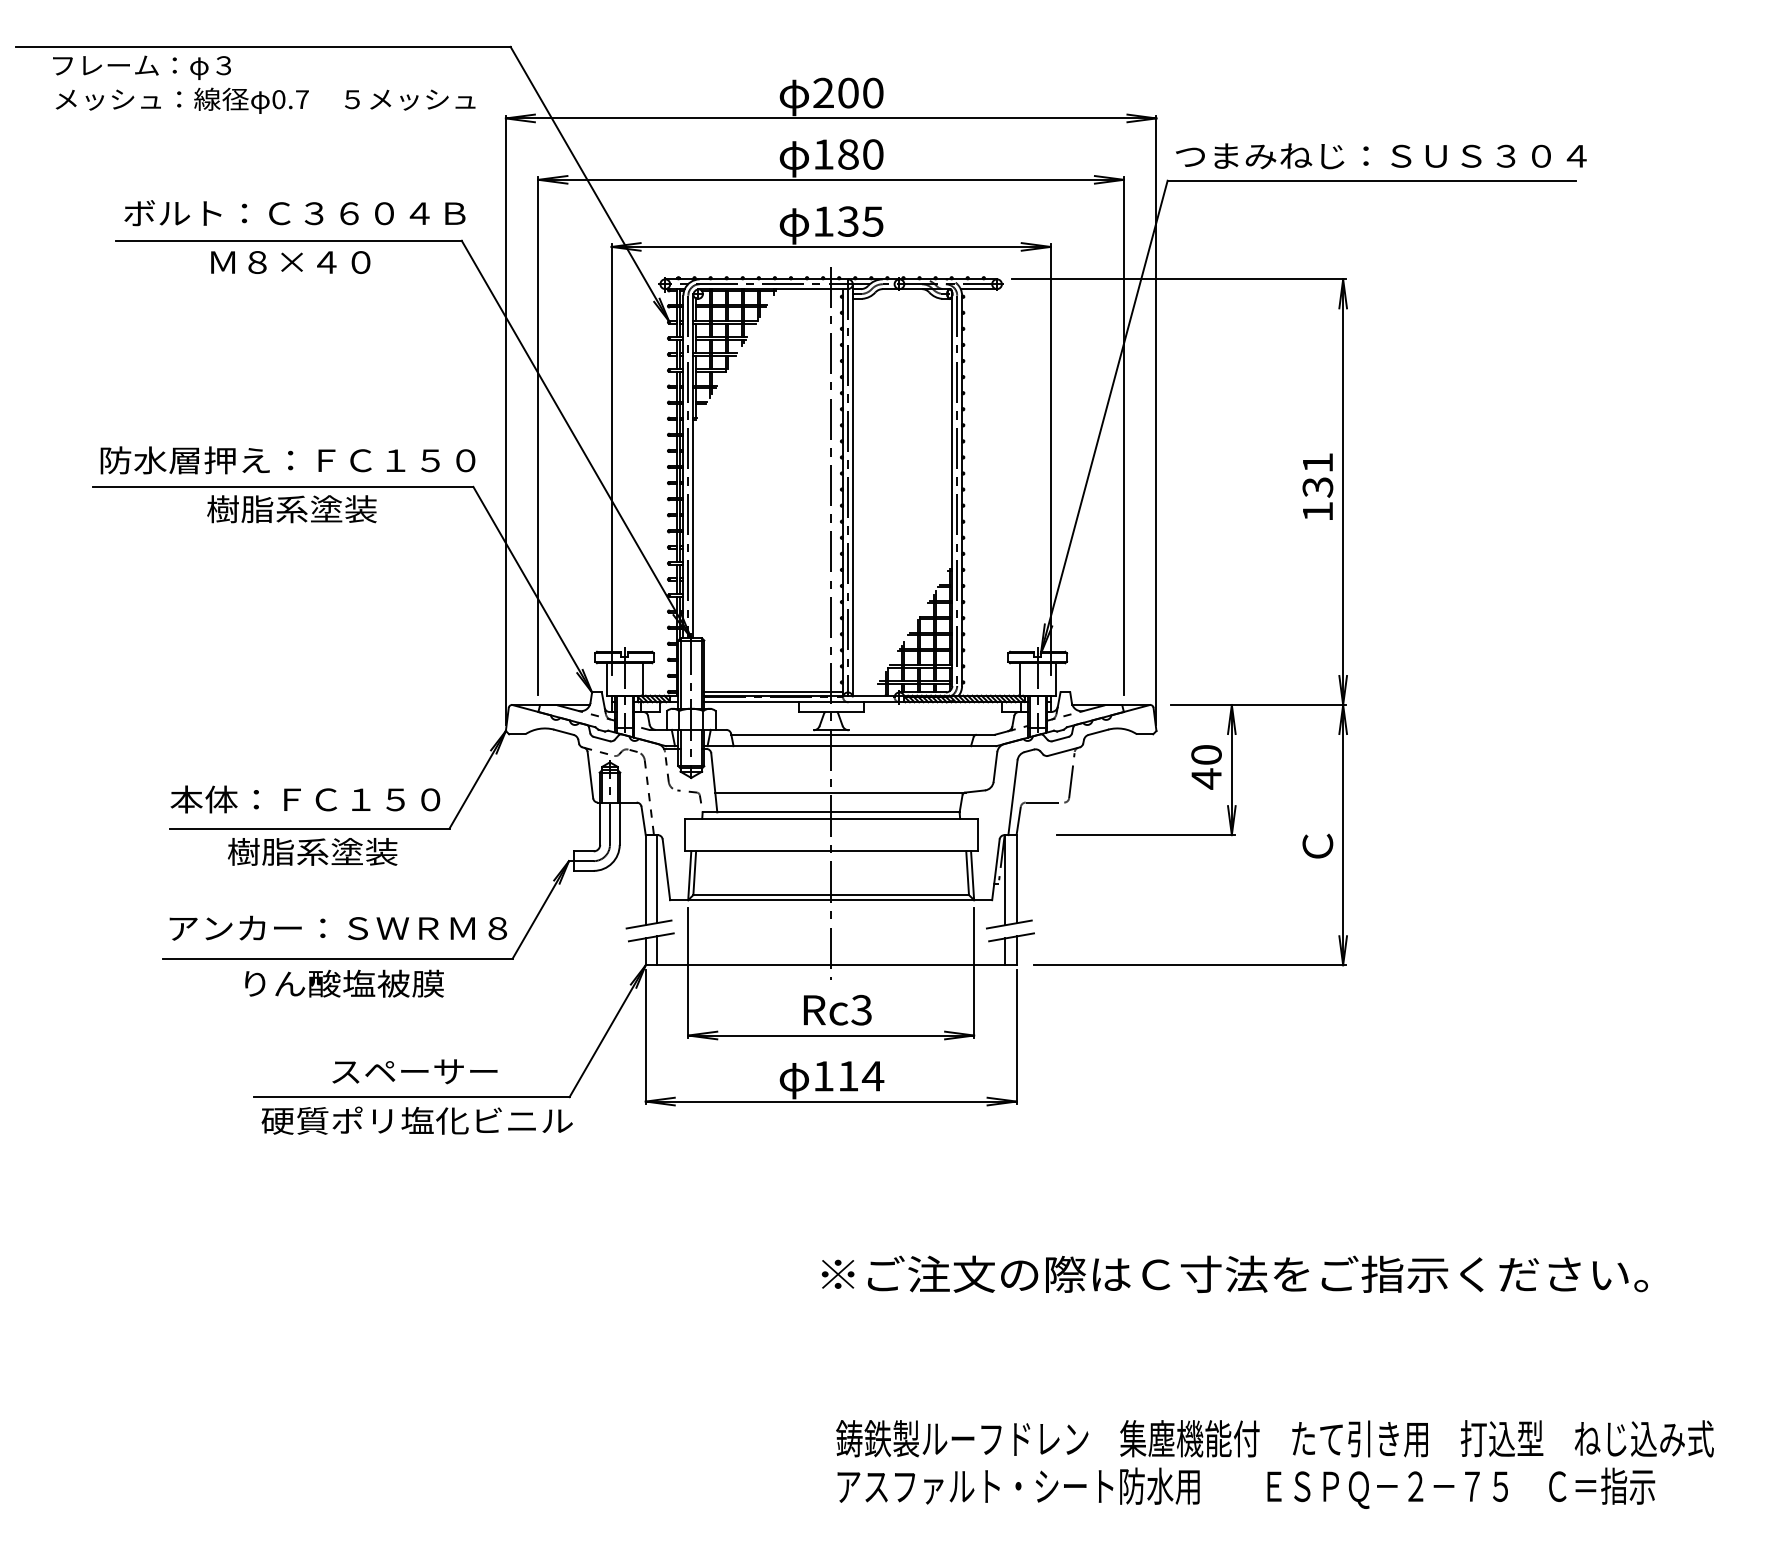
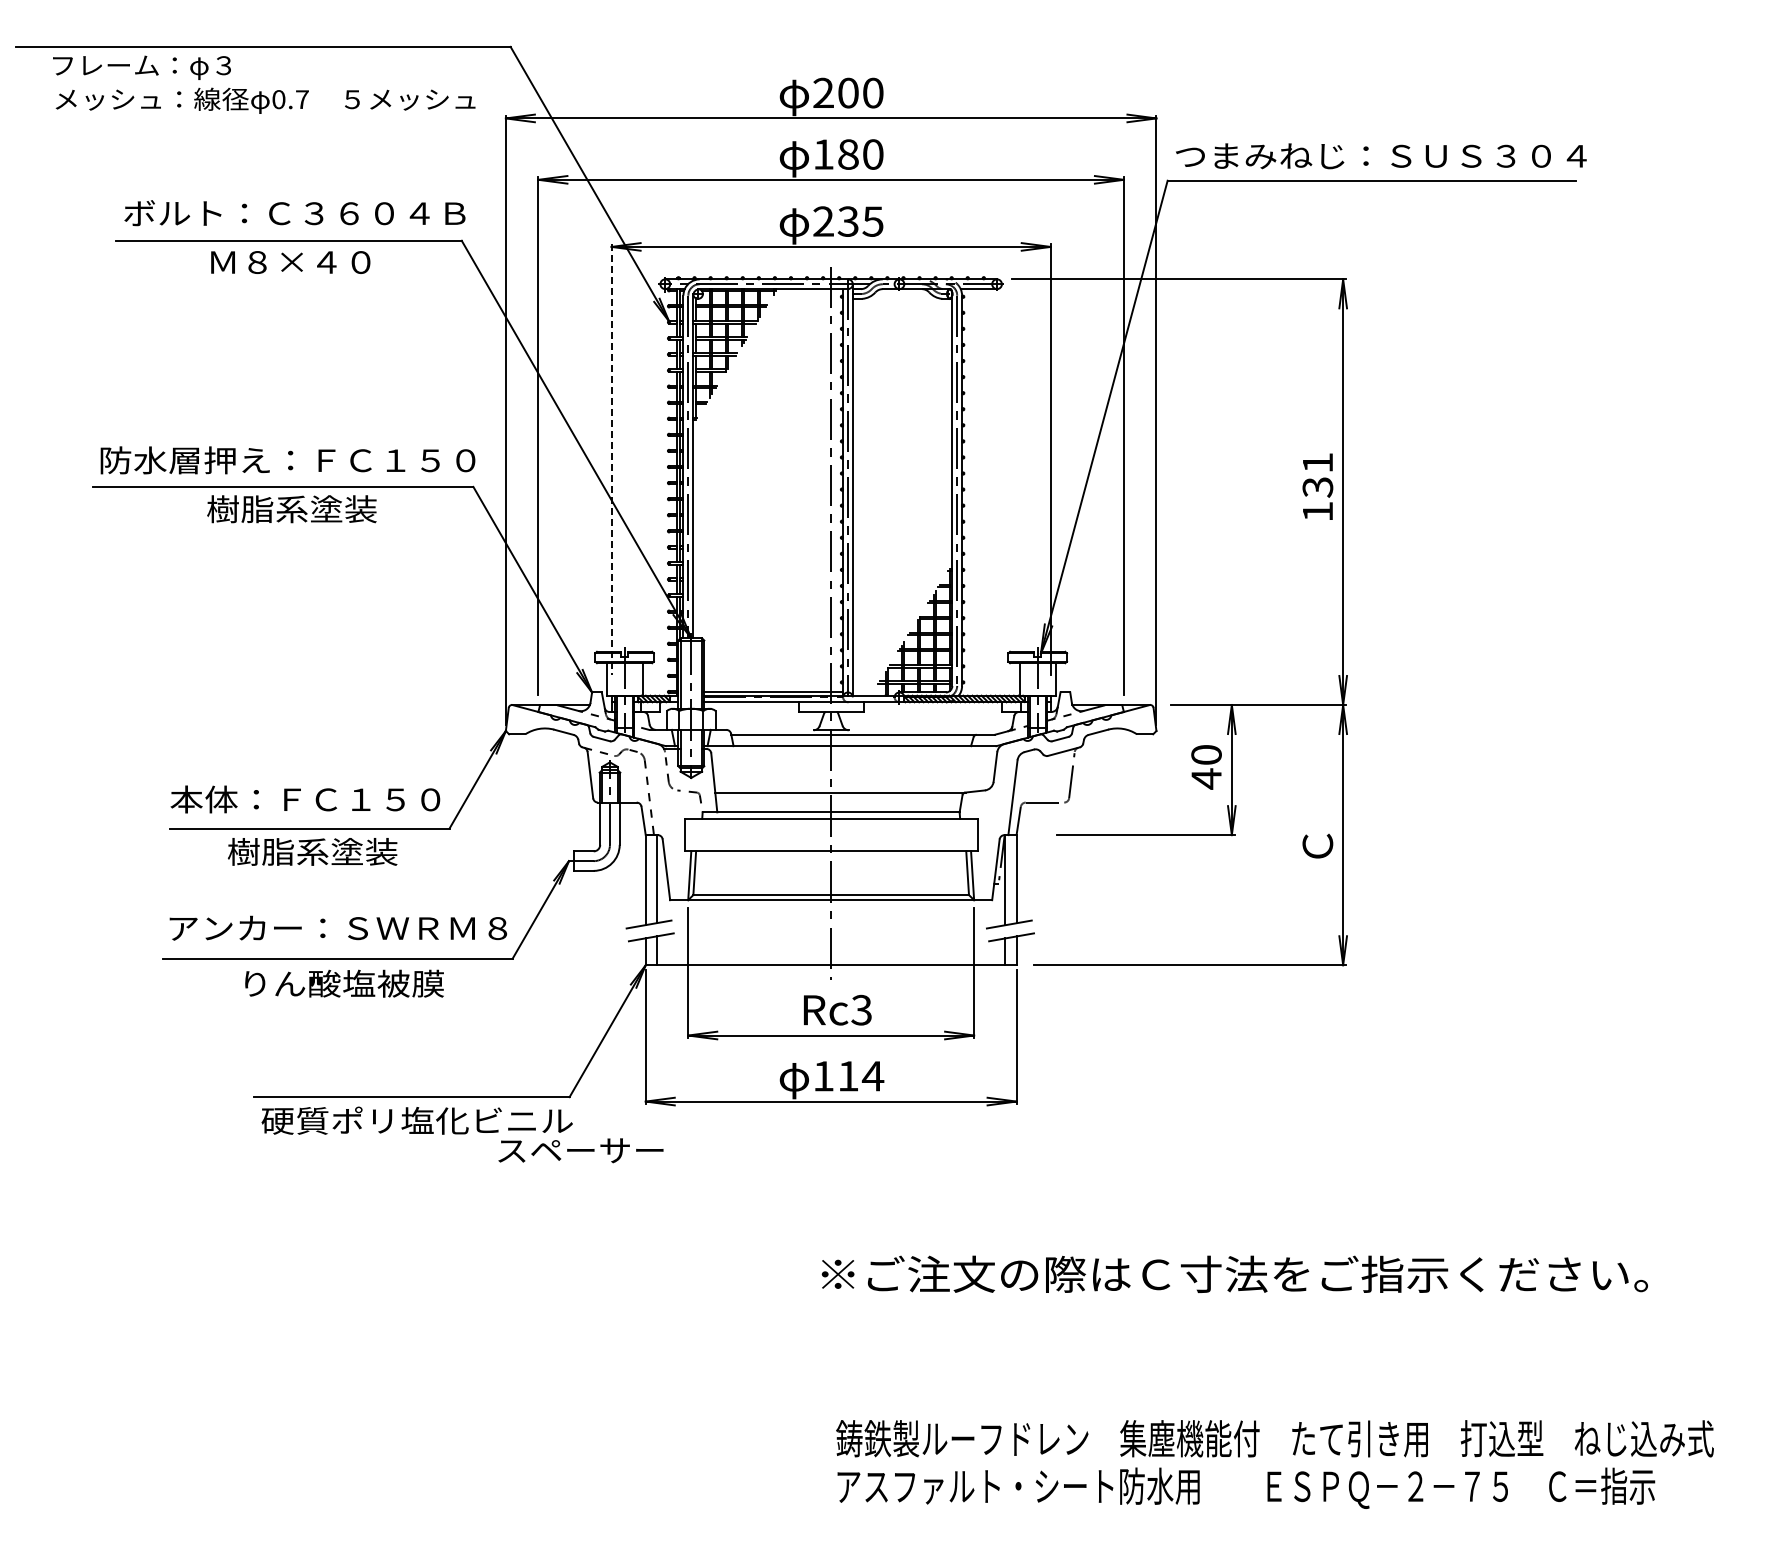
text: 135 -> 235 (823, 221)
line: solid -> dashed (611, 459)
text position: (414, 1071) -> (580, 1150) (580, 1150)
